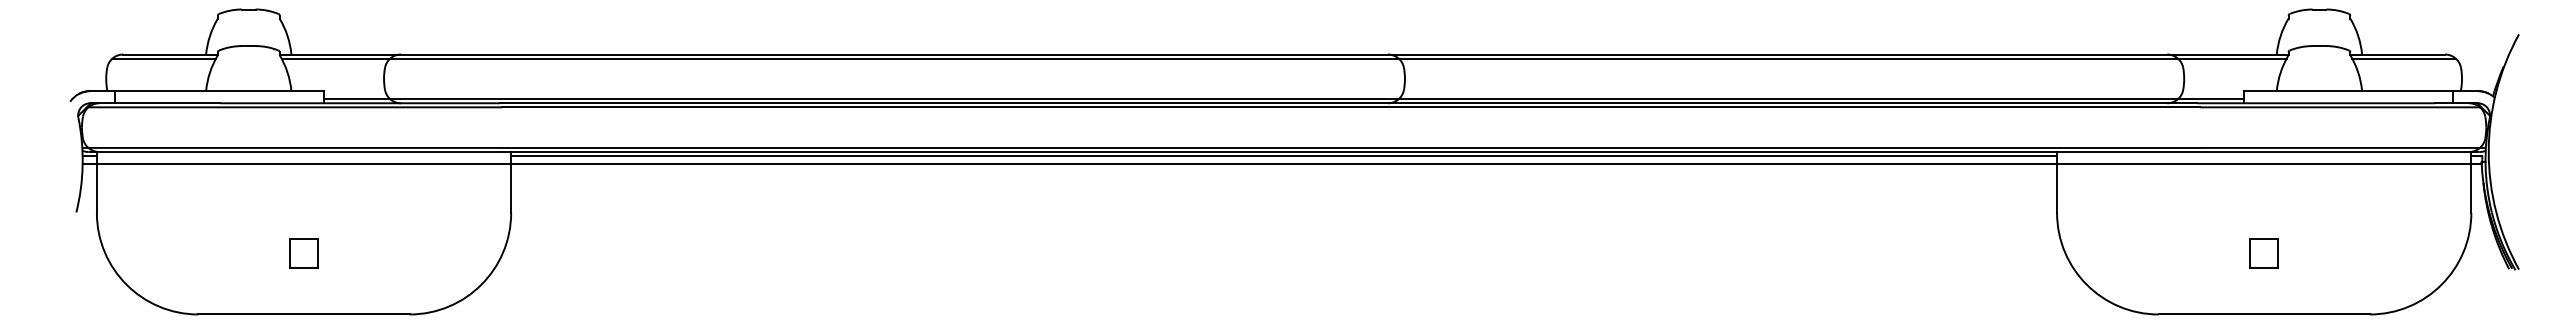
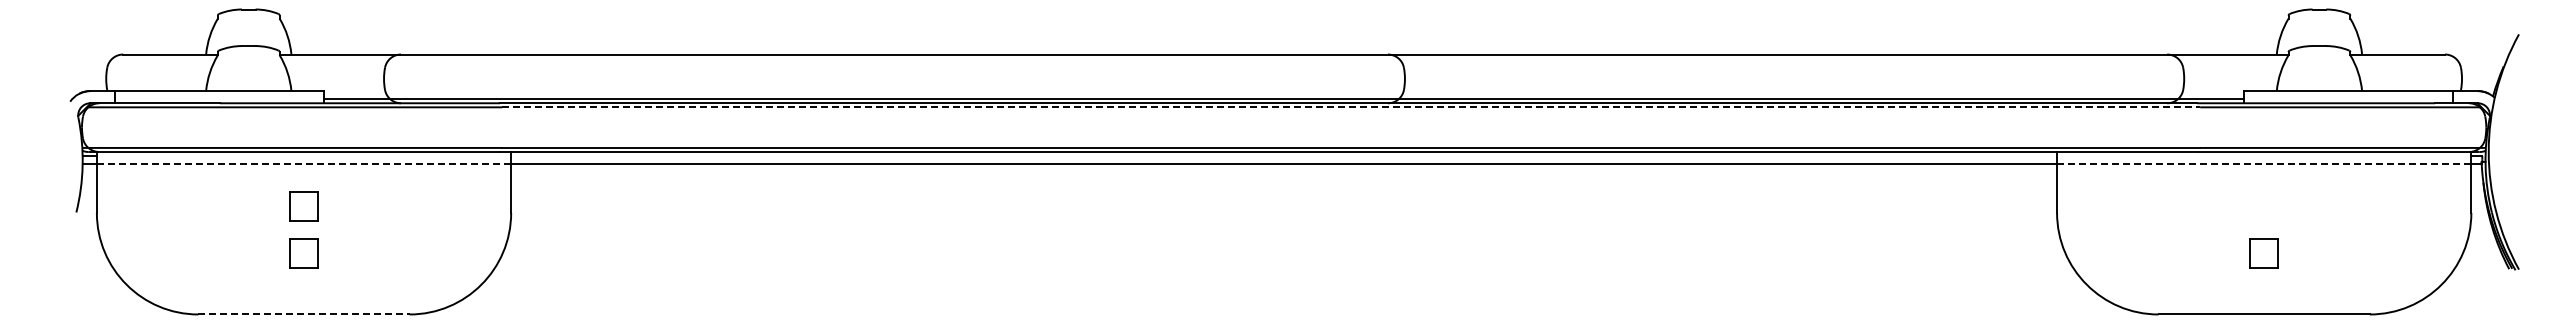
line: present -> none (163, 58)
line: present -> none (1283, 58)
line: present -> none (2403, 58)
line: solid -> dashed (1351, 107)
line: present -> none (1284, 156)
line: solid -> dashed (303, 164)
line: solid -> dashed (2263, 164)
part: none -> present (303, 206)
line: solid -> dashed (304, 314)
